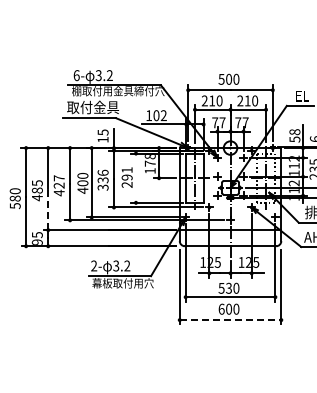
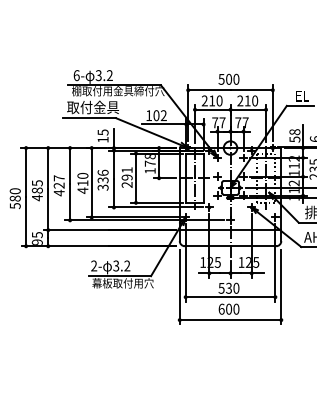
line: none -> present (136, 177)
text: 400 -> 410 (82, 183)
line: dashed -> solid (48, 209)
line: dashed -> solid (230, 320)
